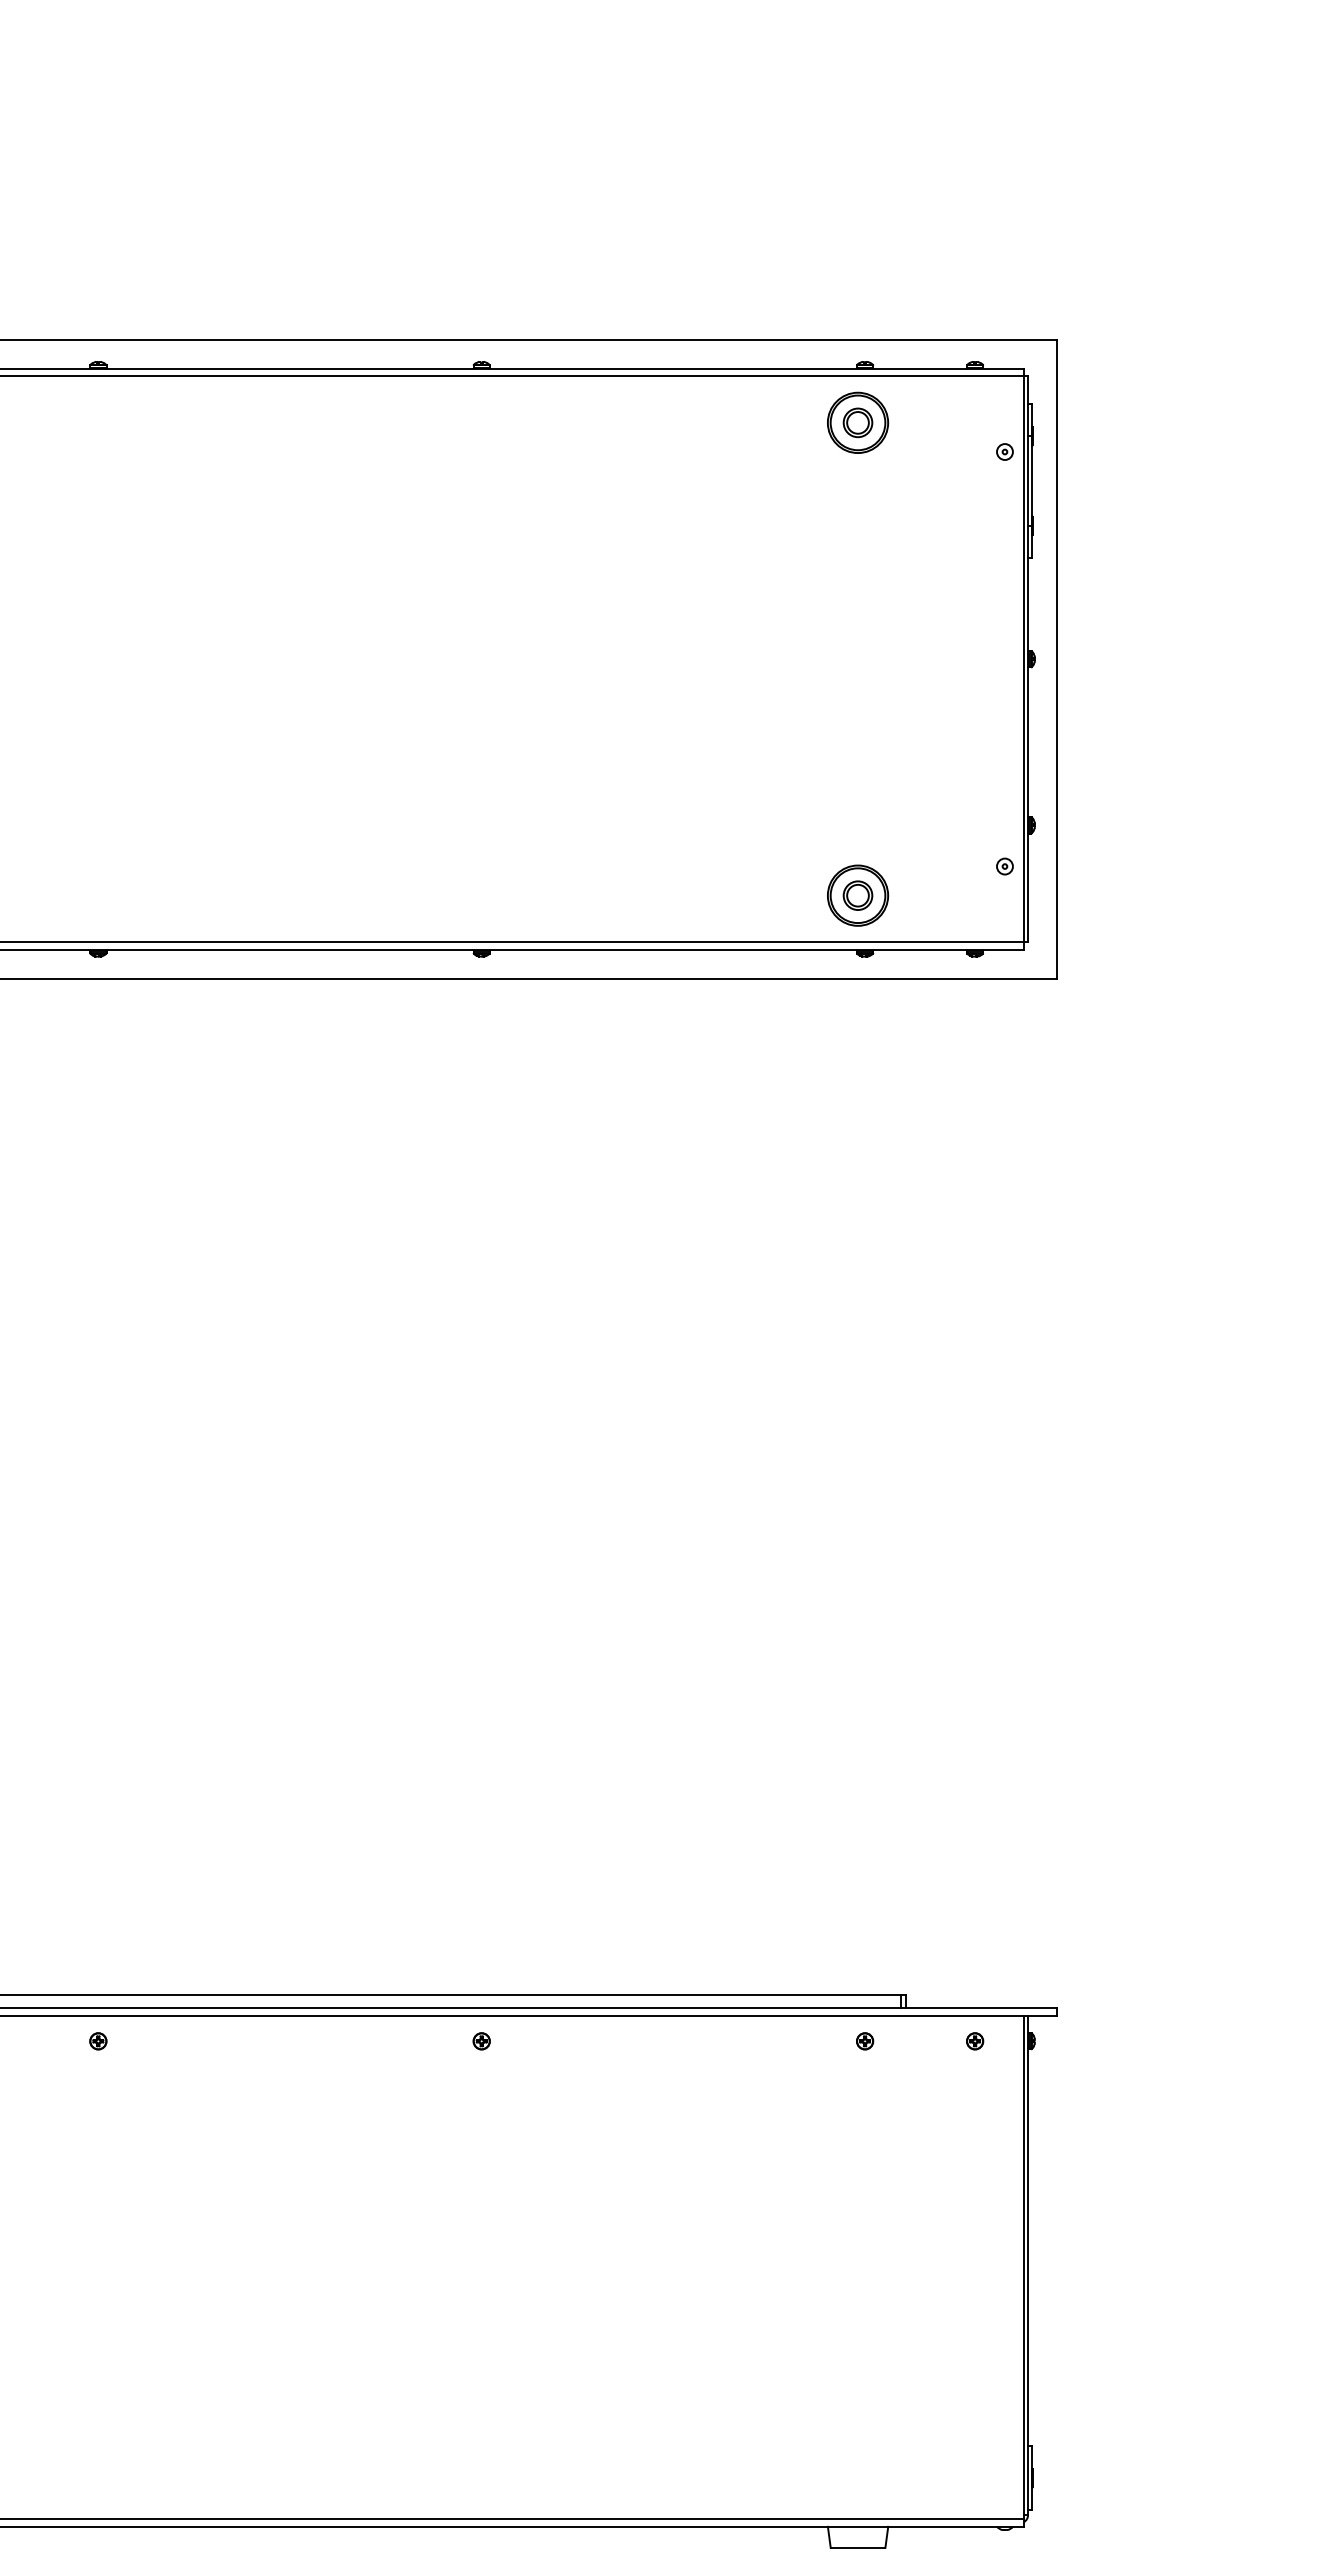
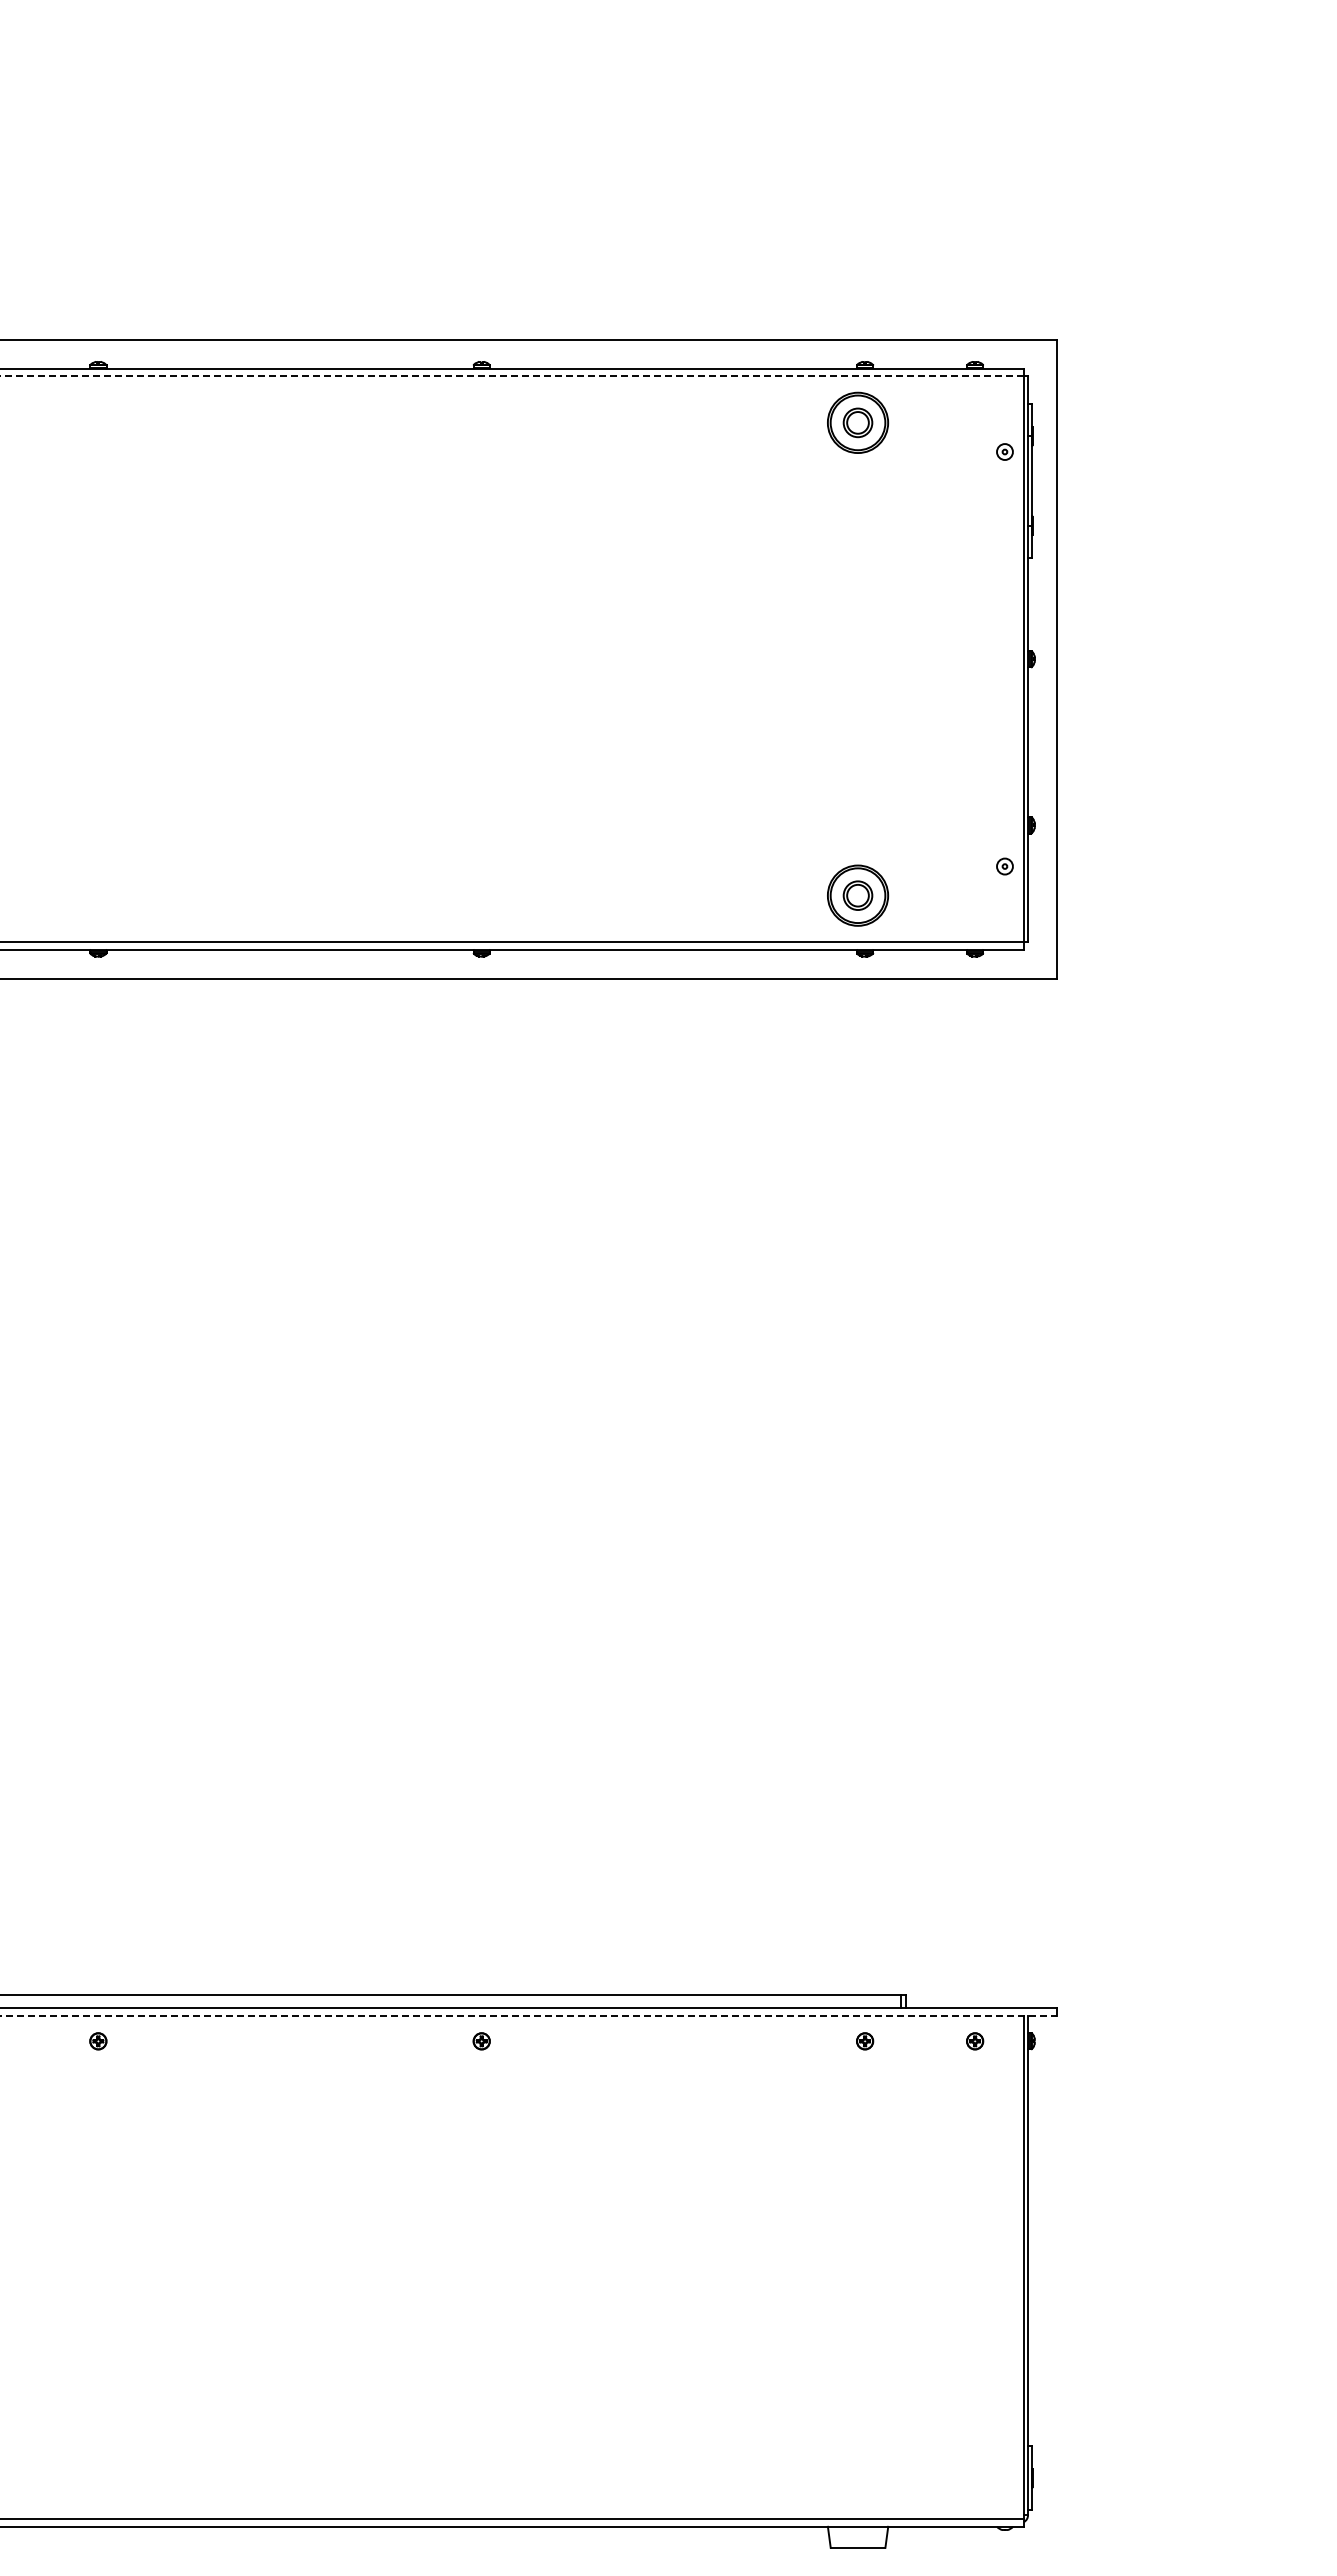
line: solid -> dashed (512, 376)
line: solid -> dashed (528, 2015)
